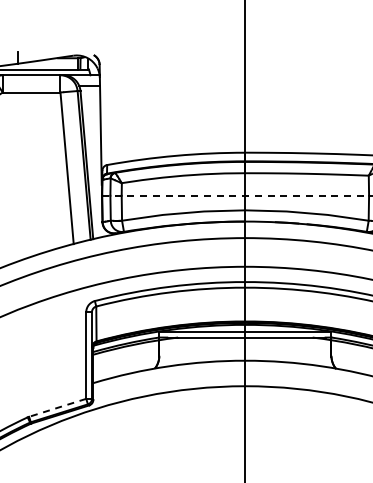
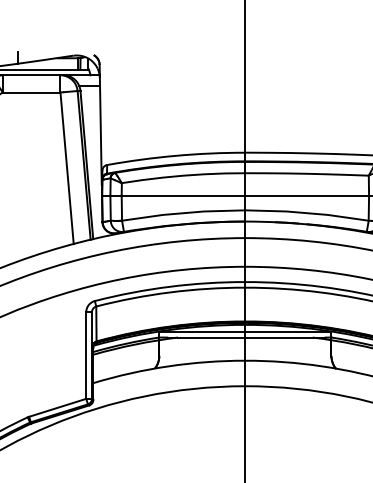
line: dashed -> solid (237, 195)
line: dashed -> solid (57, 407)
